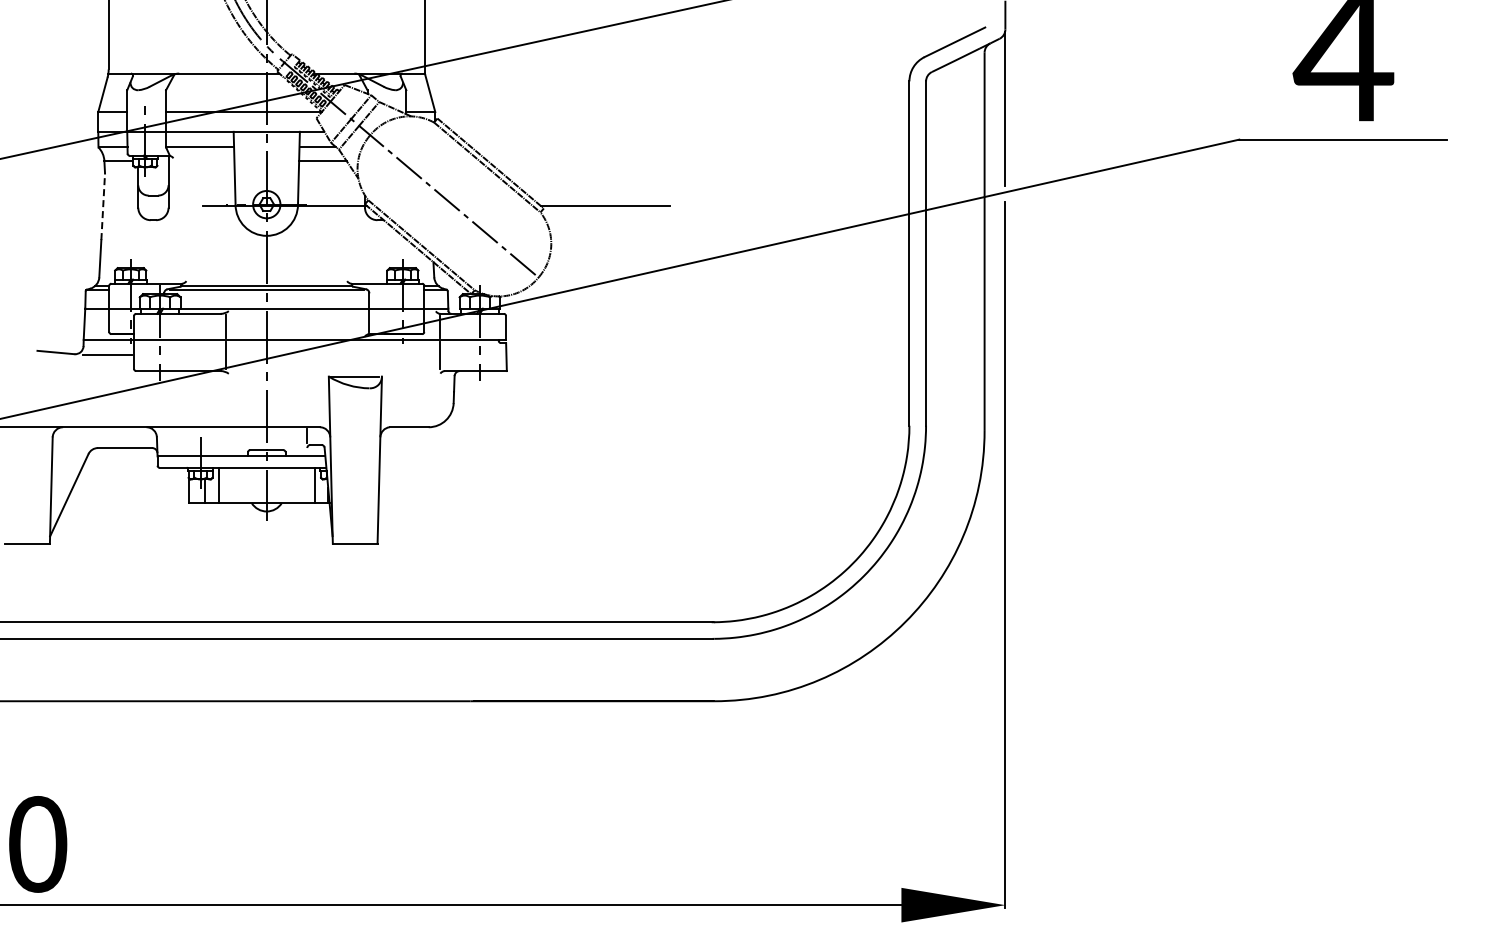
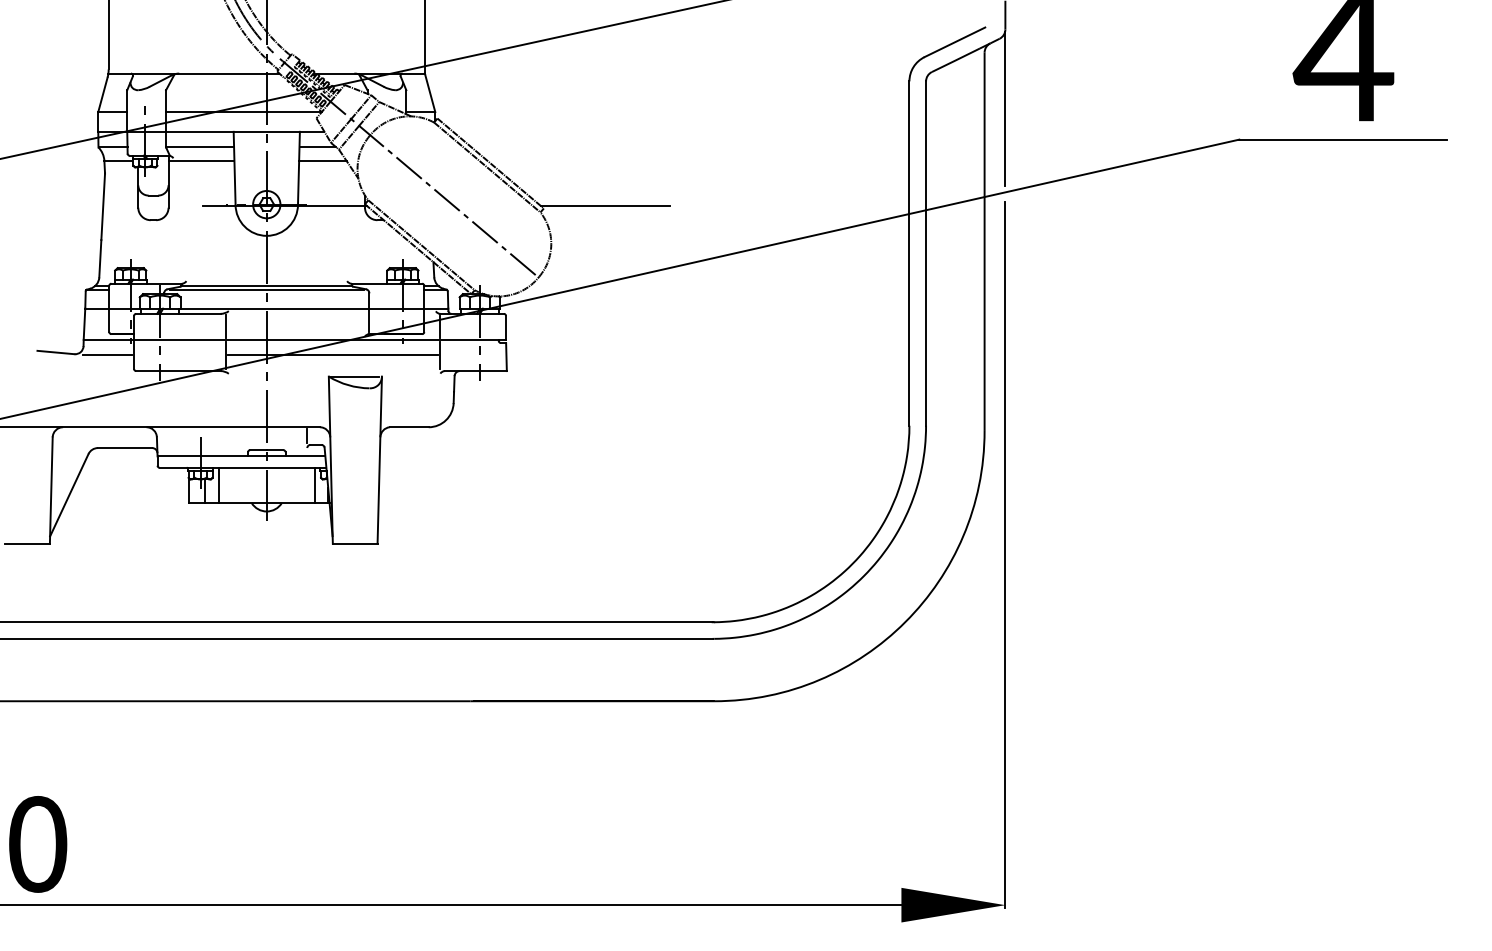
line: none -> present (201, 160)
line: dashed -> solid (103, 206)
line: none -> present (332, 354)
